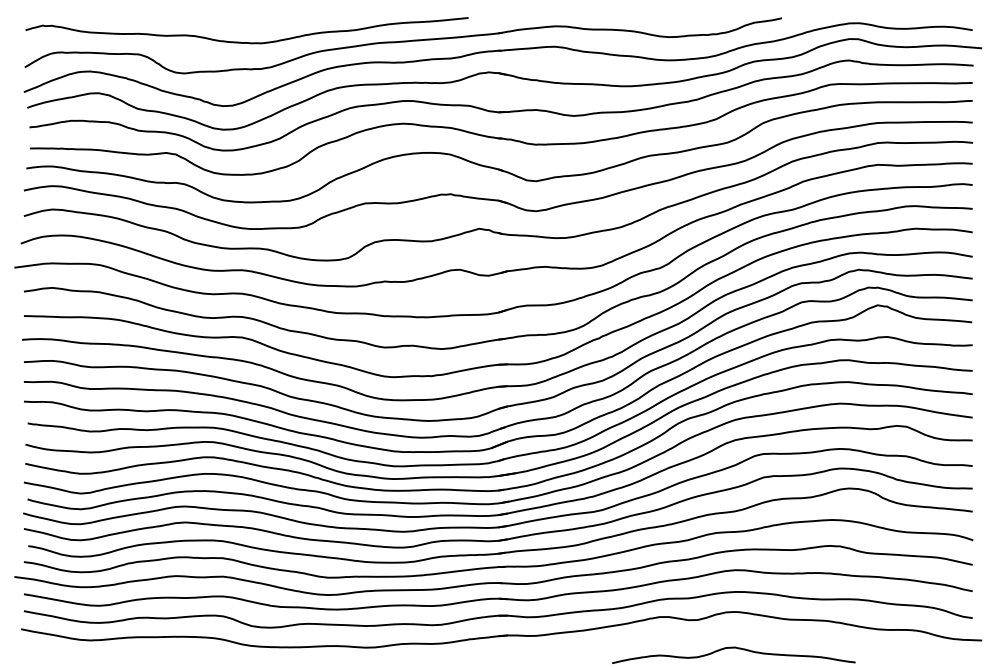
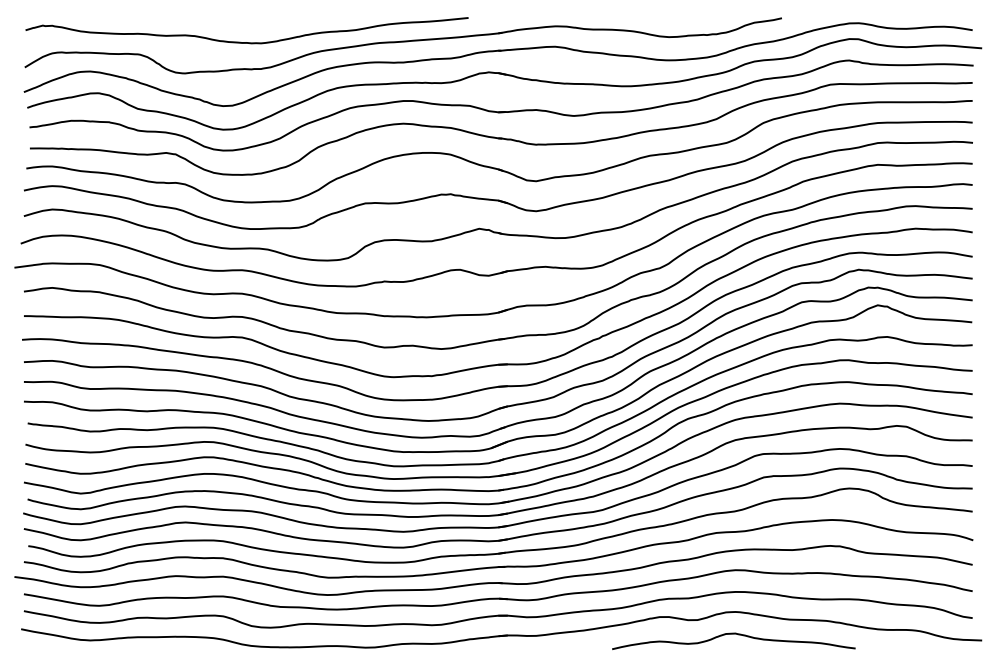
curve position: (733, 648) -> (733, 634) (733, 634)
